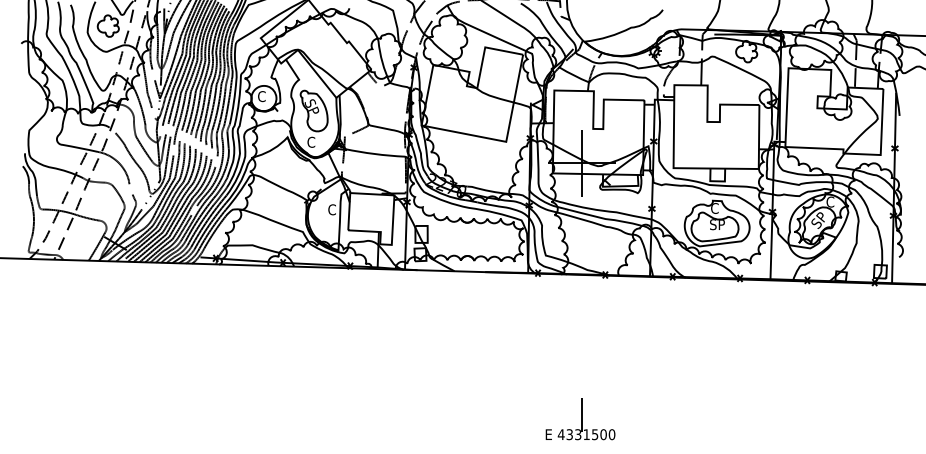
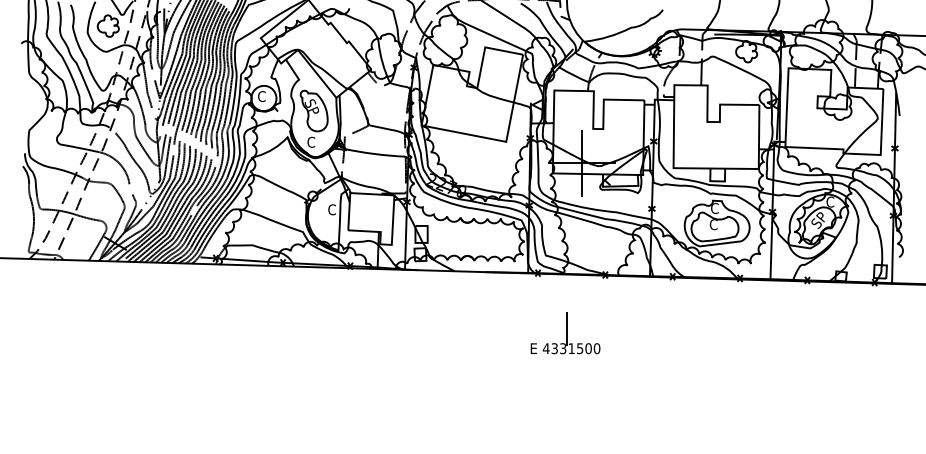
text: SP -> C (716, 224)
part position: (580, 419) -> (565, 333) (565, 333)
